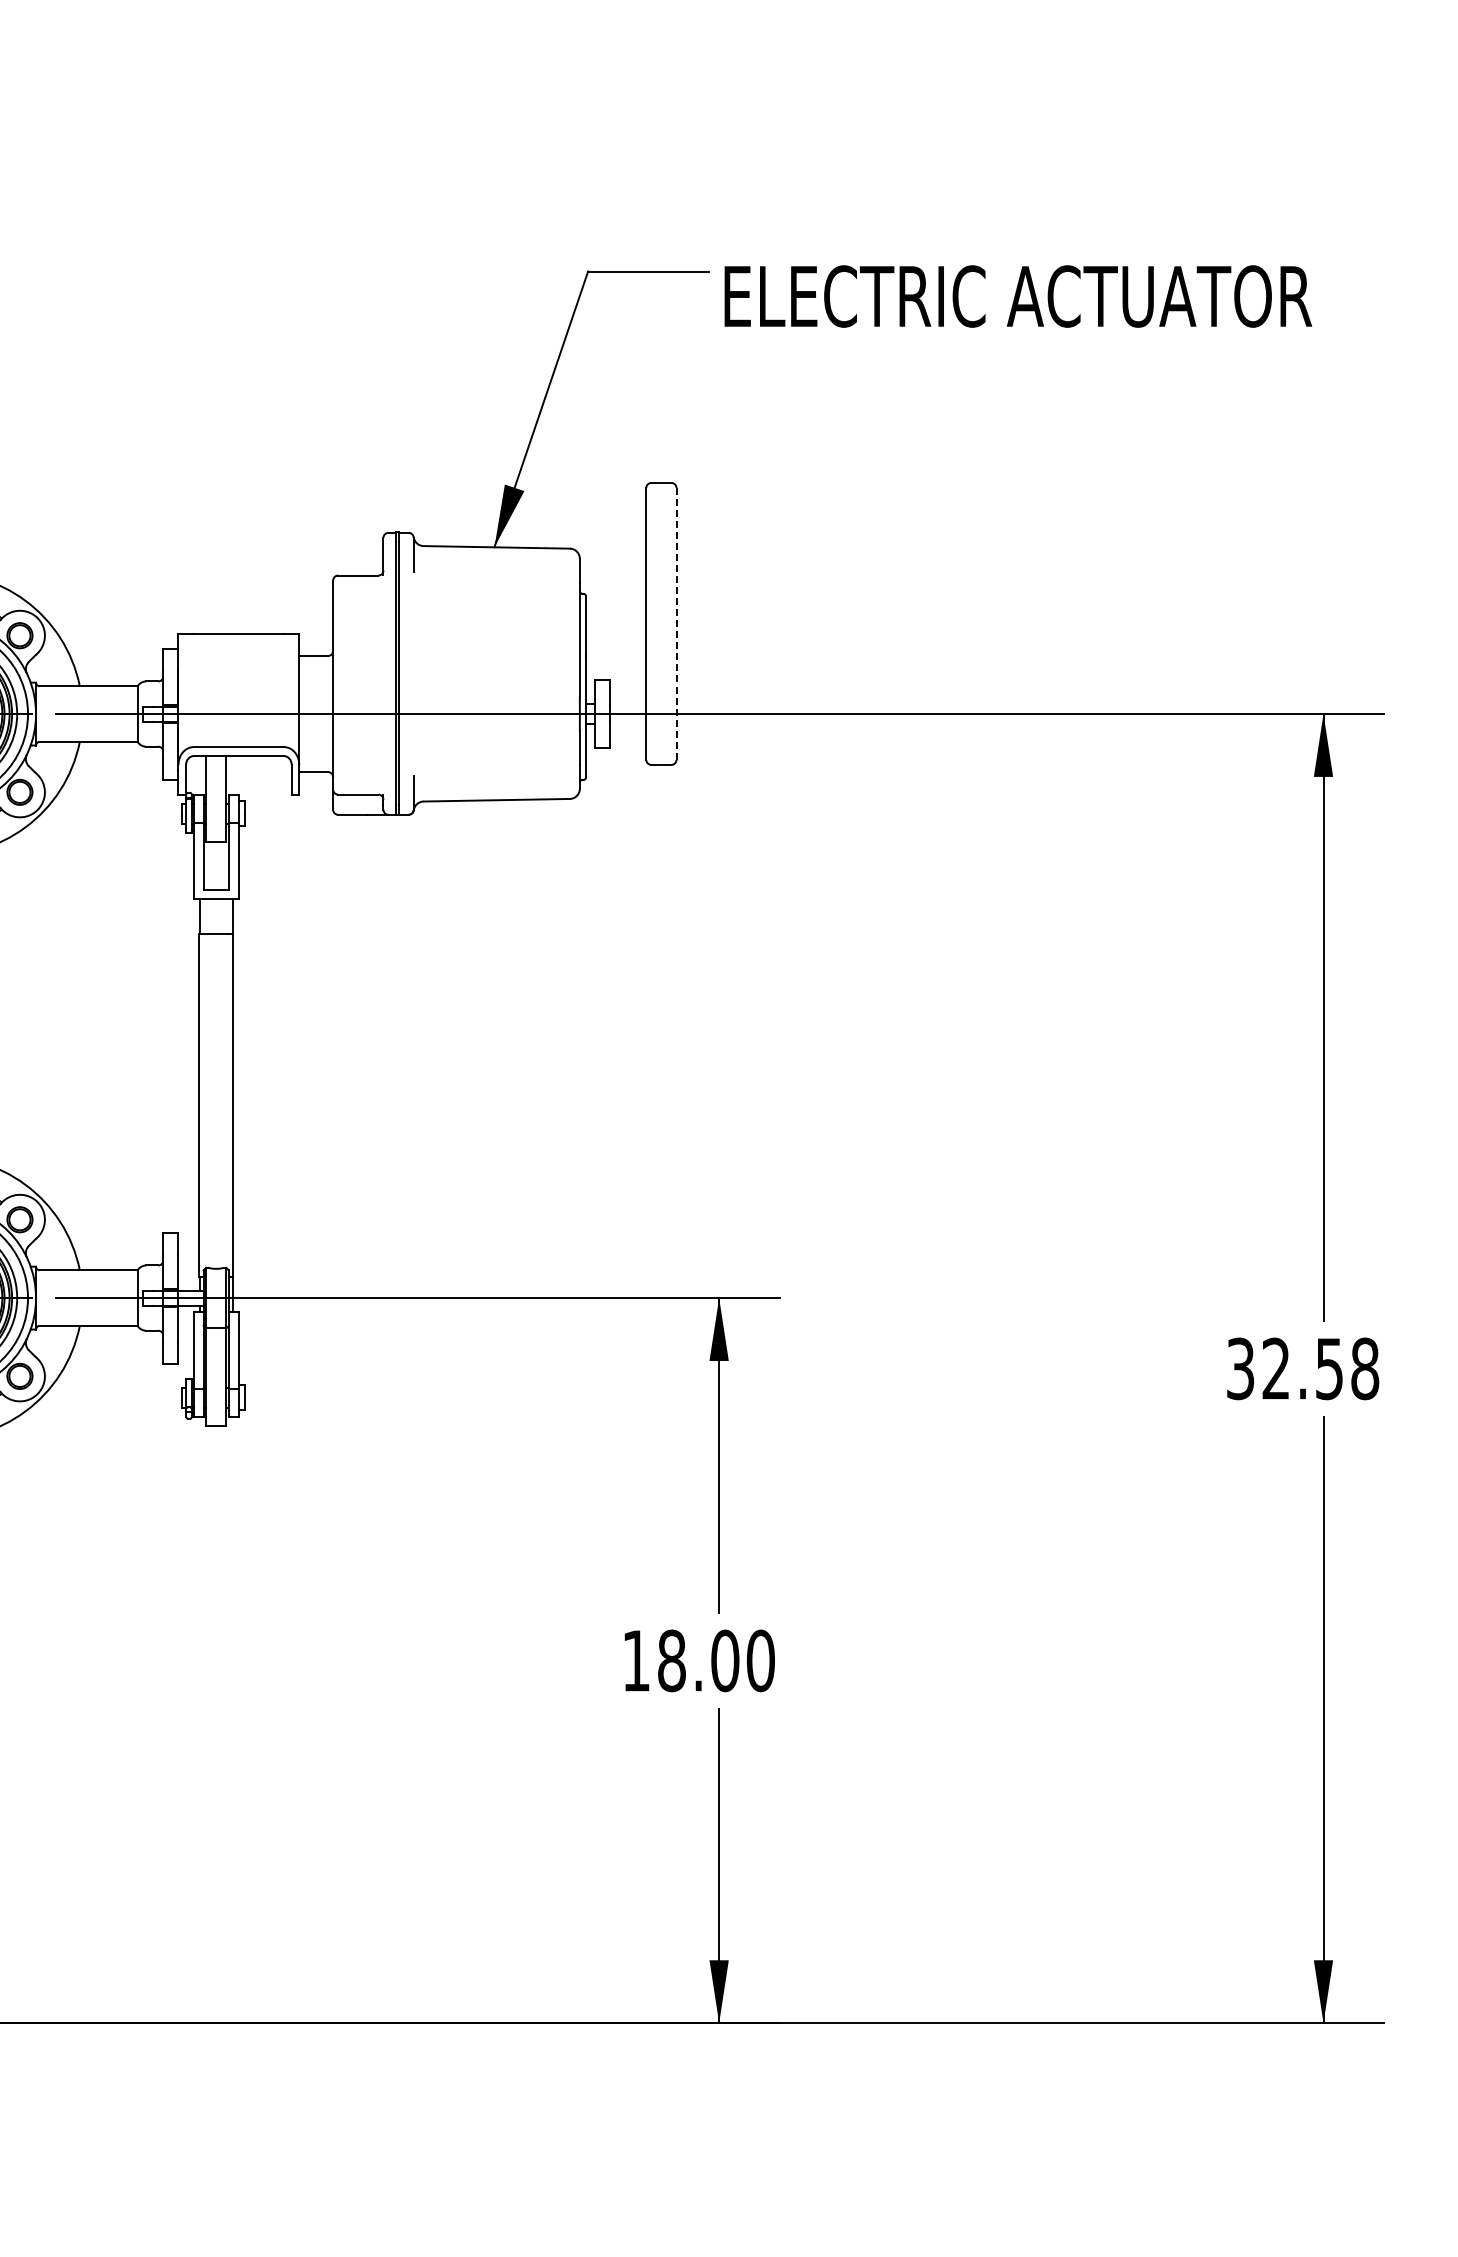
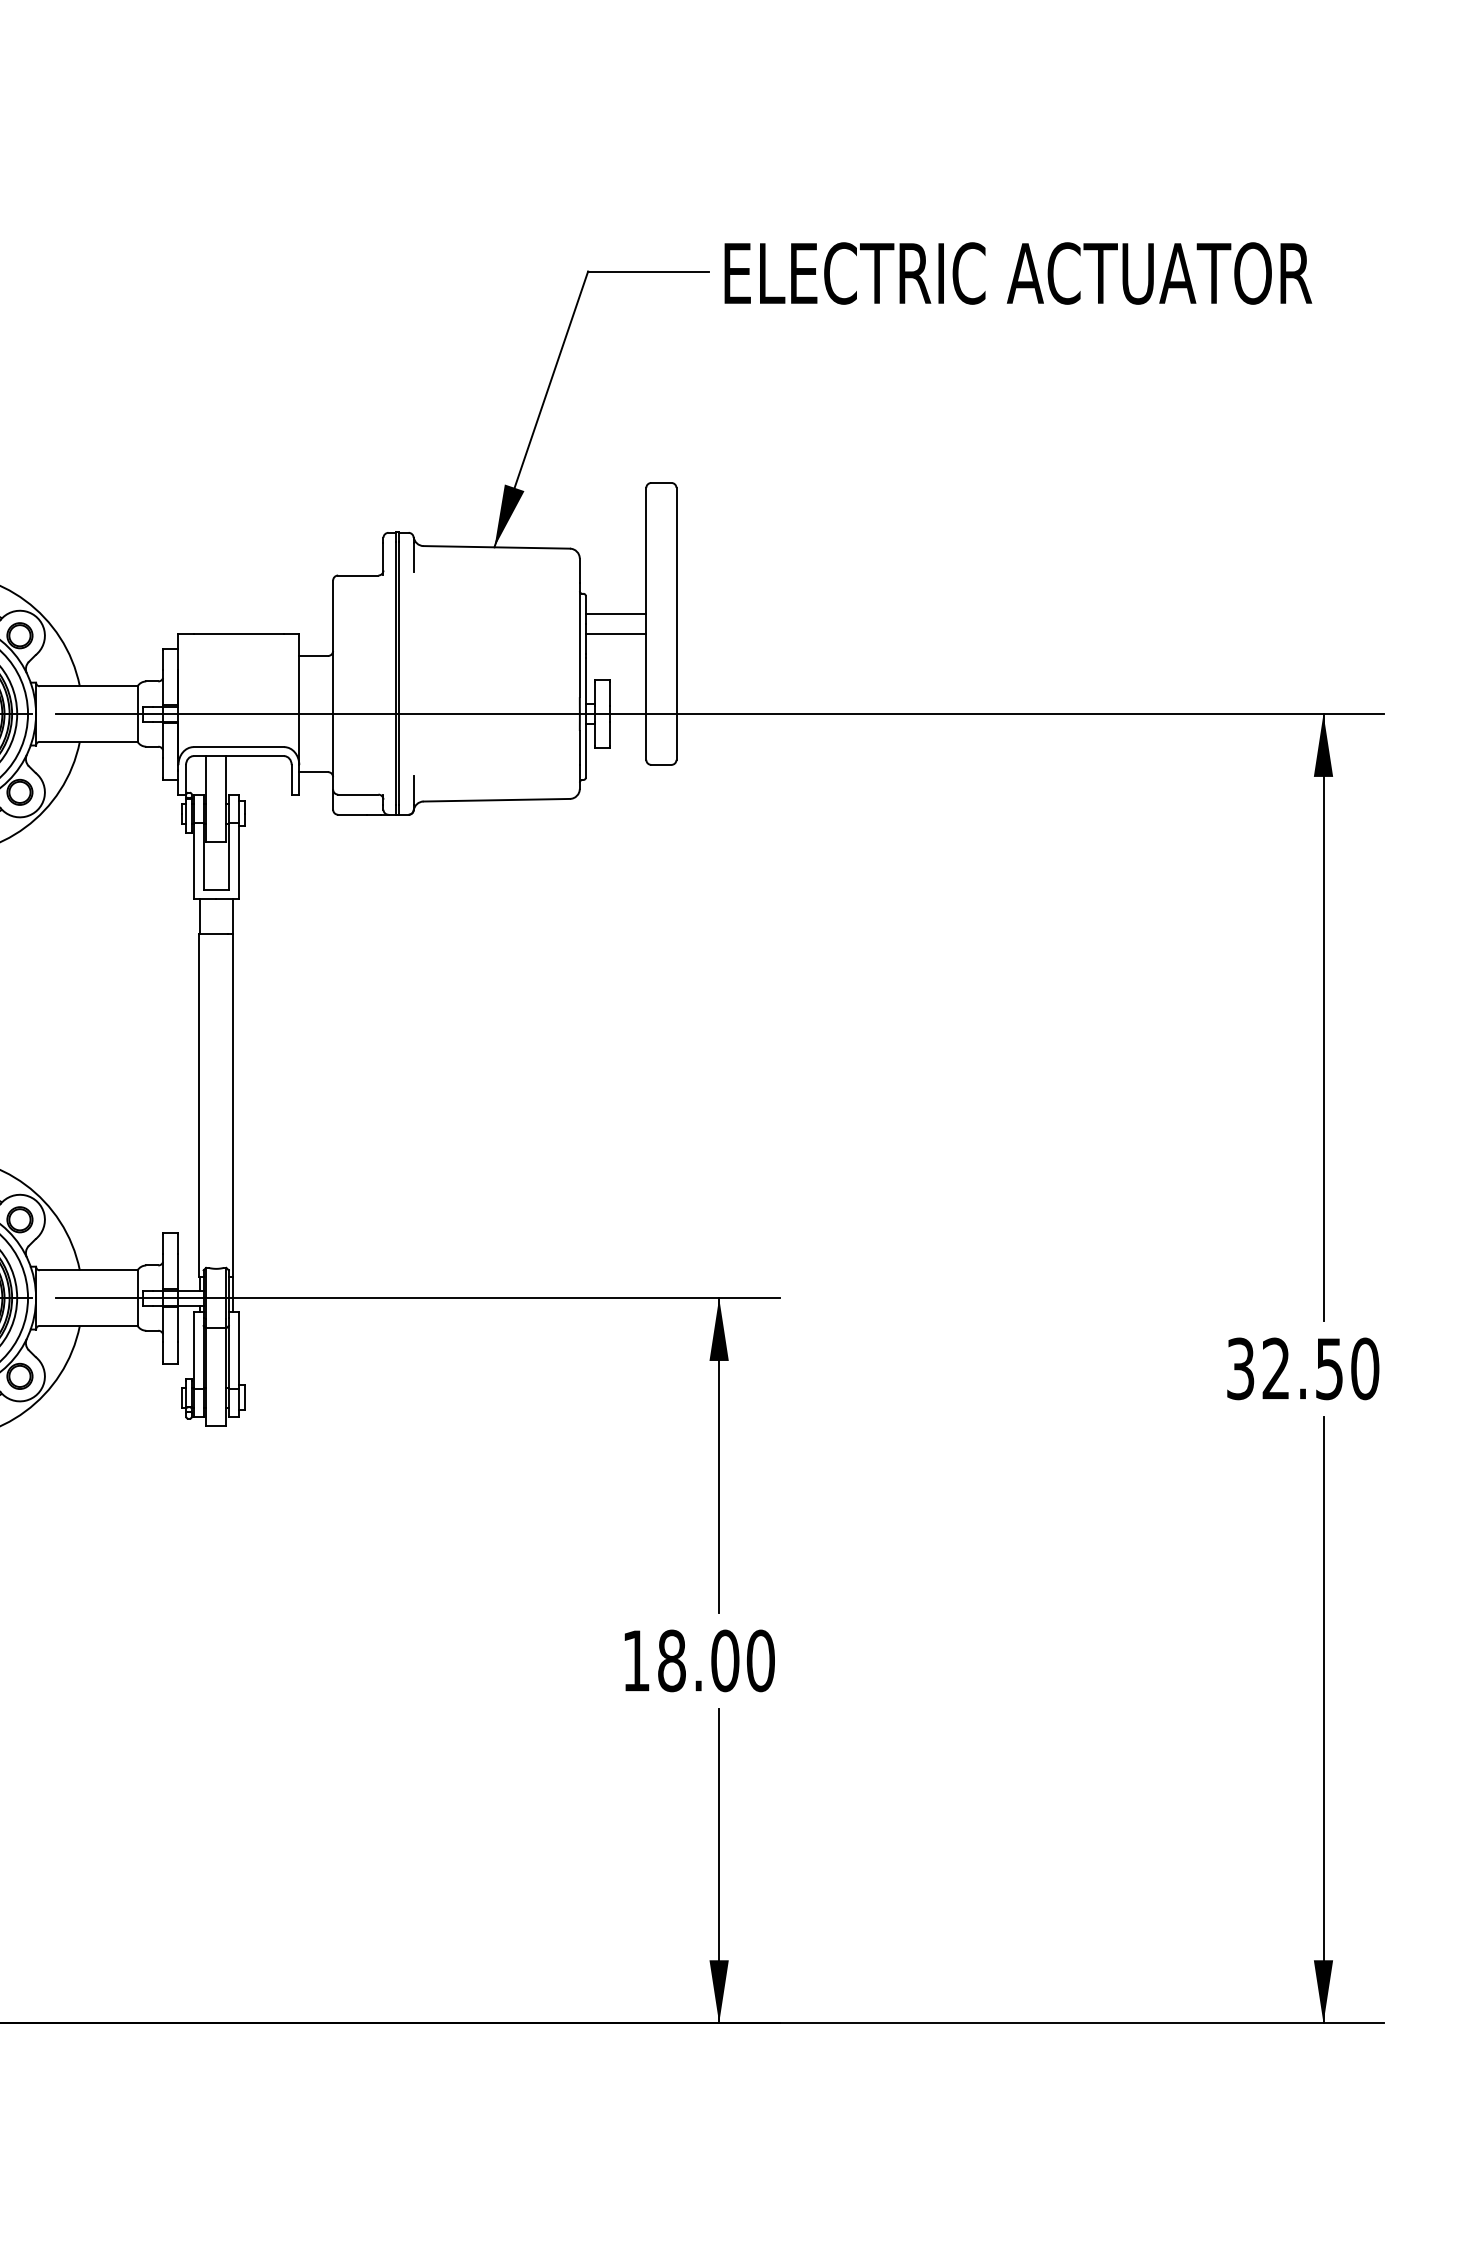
text position: (1018, 296) -> (1018, 273) (1018, 273)
line: none -> present (615, 613)
line: dashed -> solid (676, 623)
line: none -> present (615, 634)
text: 32.58 -> 32.50 (1365, 1368)
